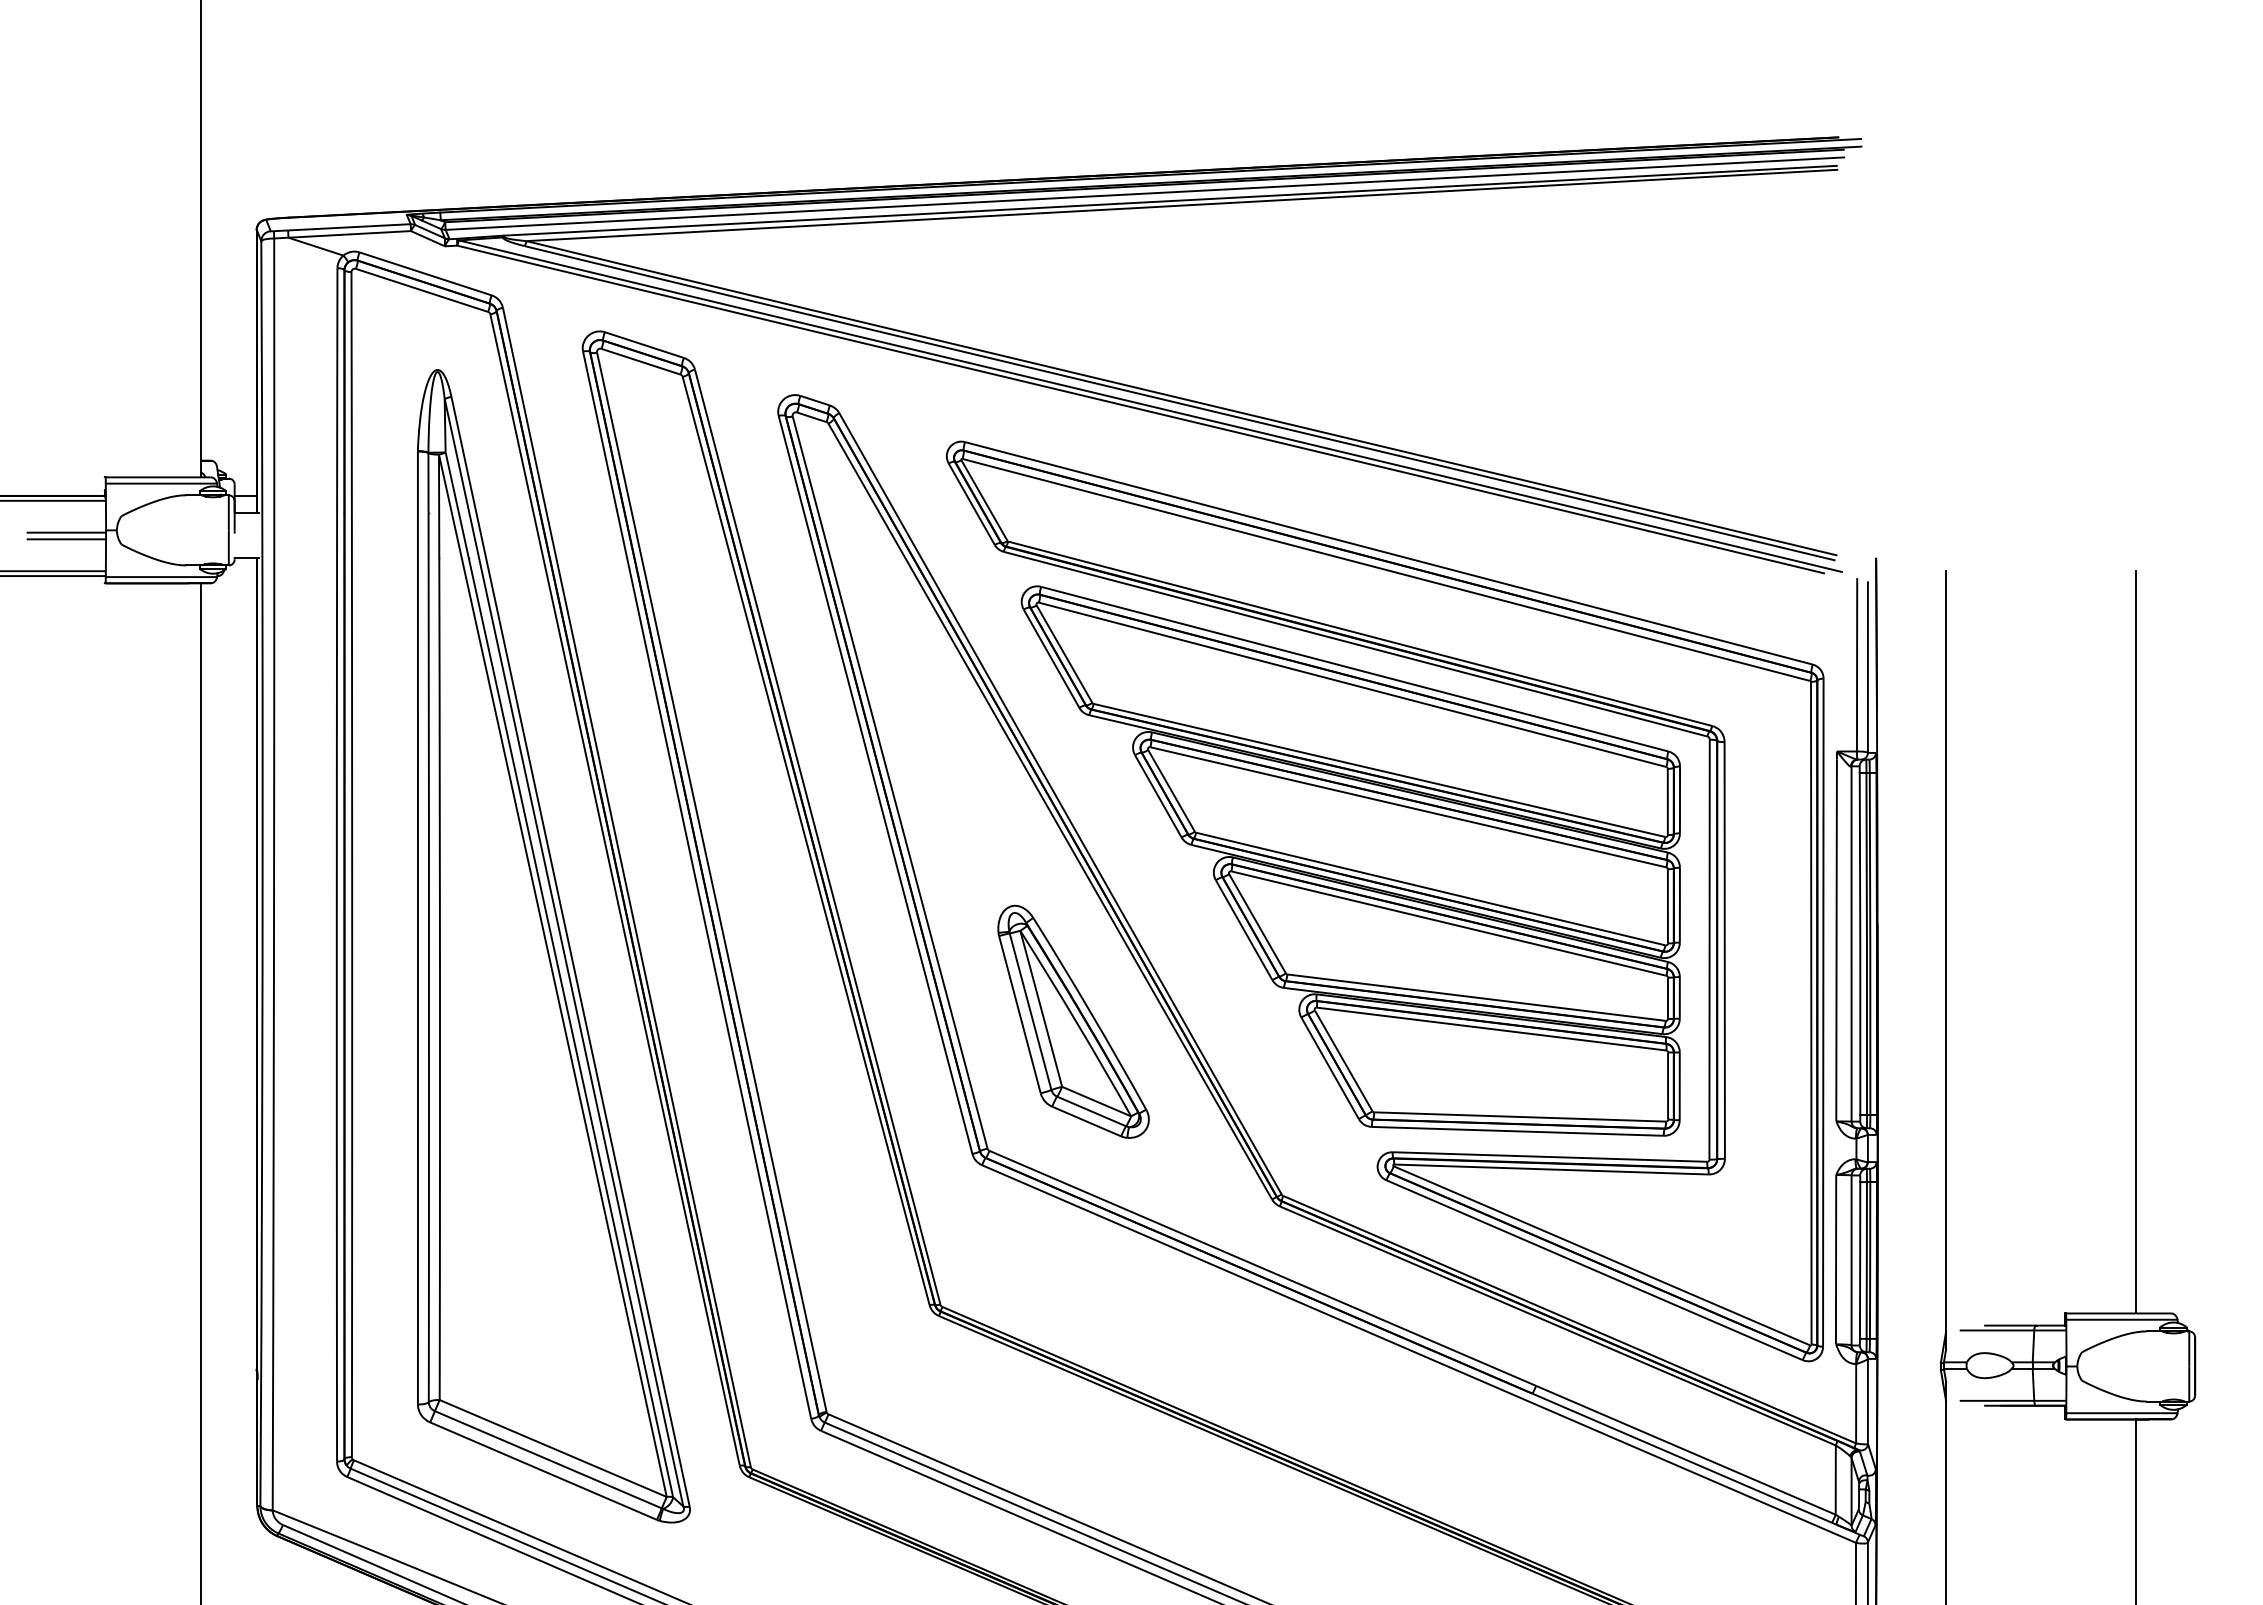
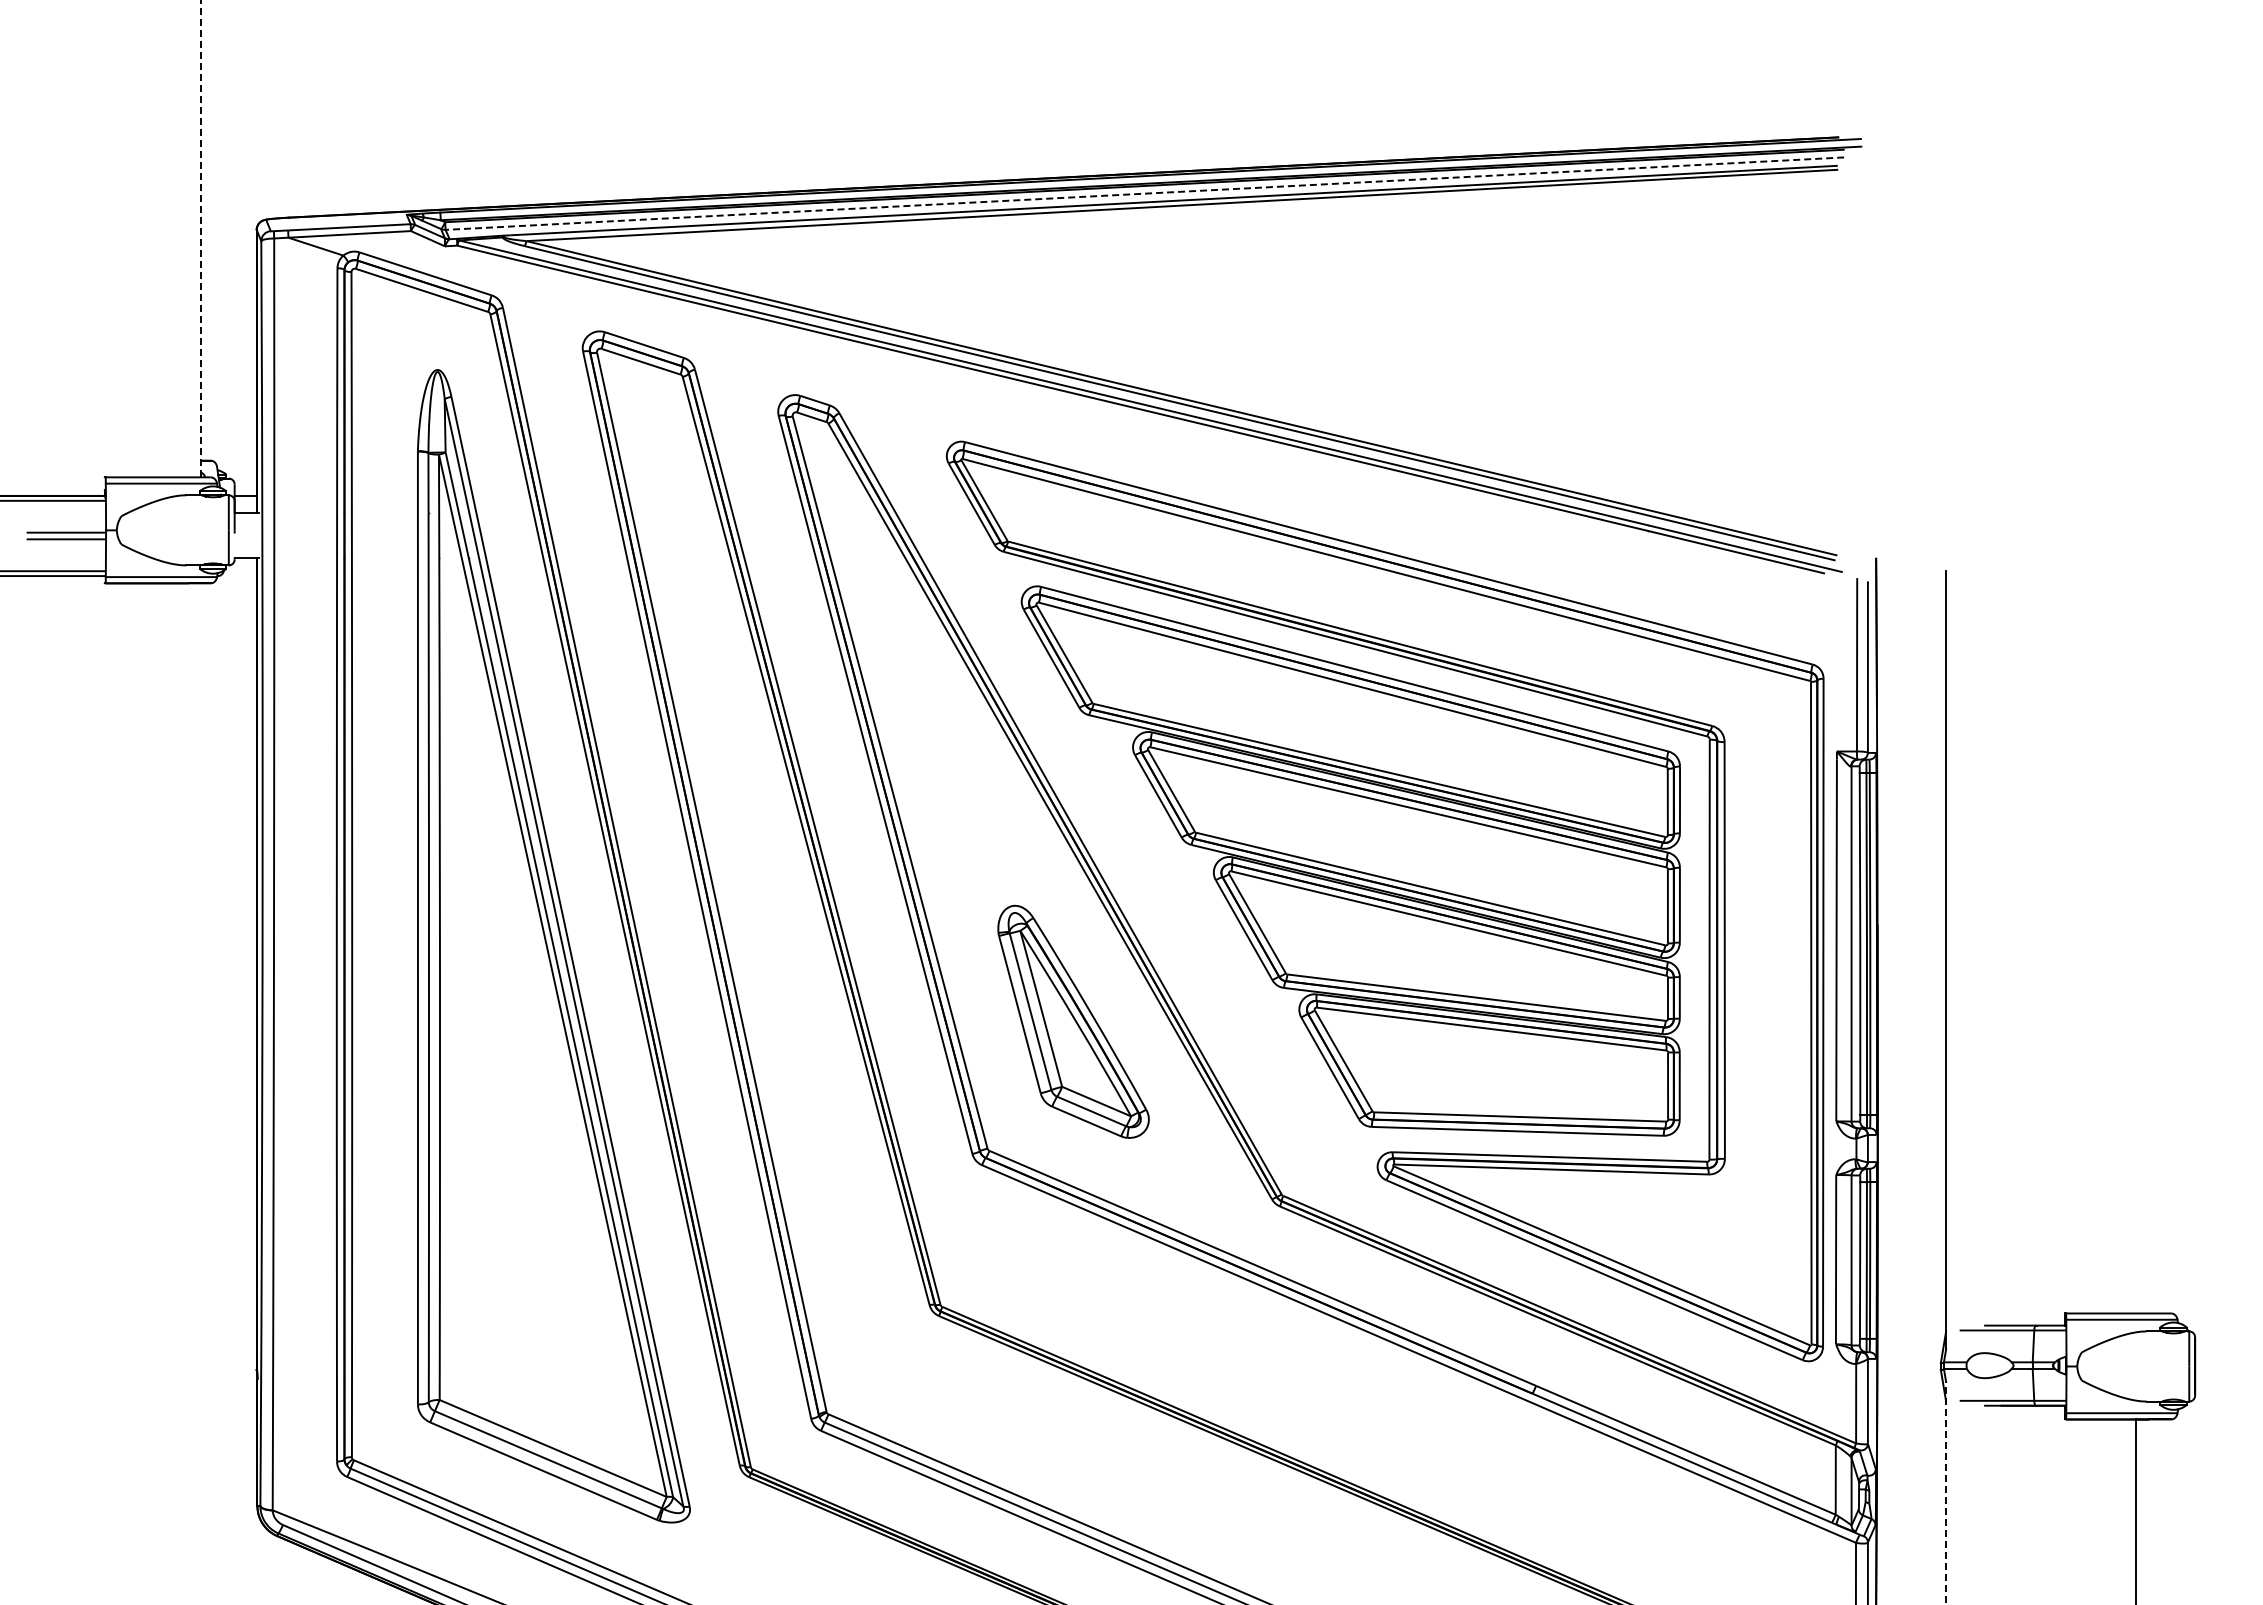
line: solid -> dashed (1144, 193)
line: solid -> dashed (200, 238)
line: present -> none (2136, 942)
line: present -> none (200, 1092)
line: solid -> dashed (1946, 1492)
